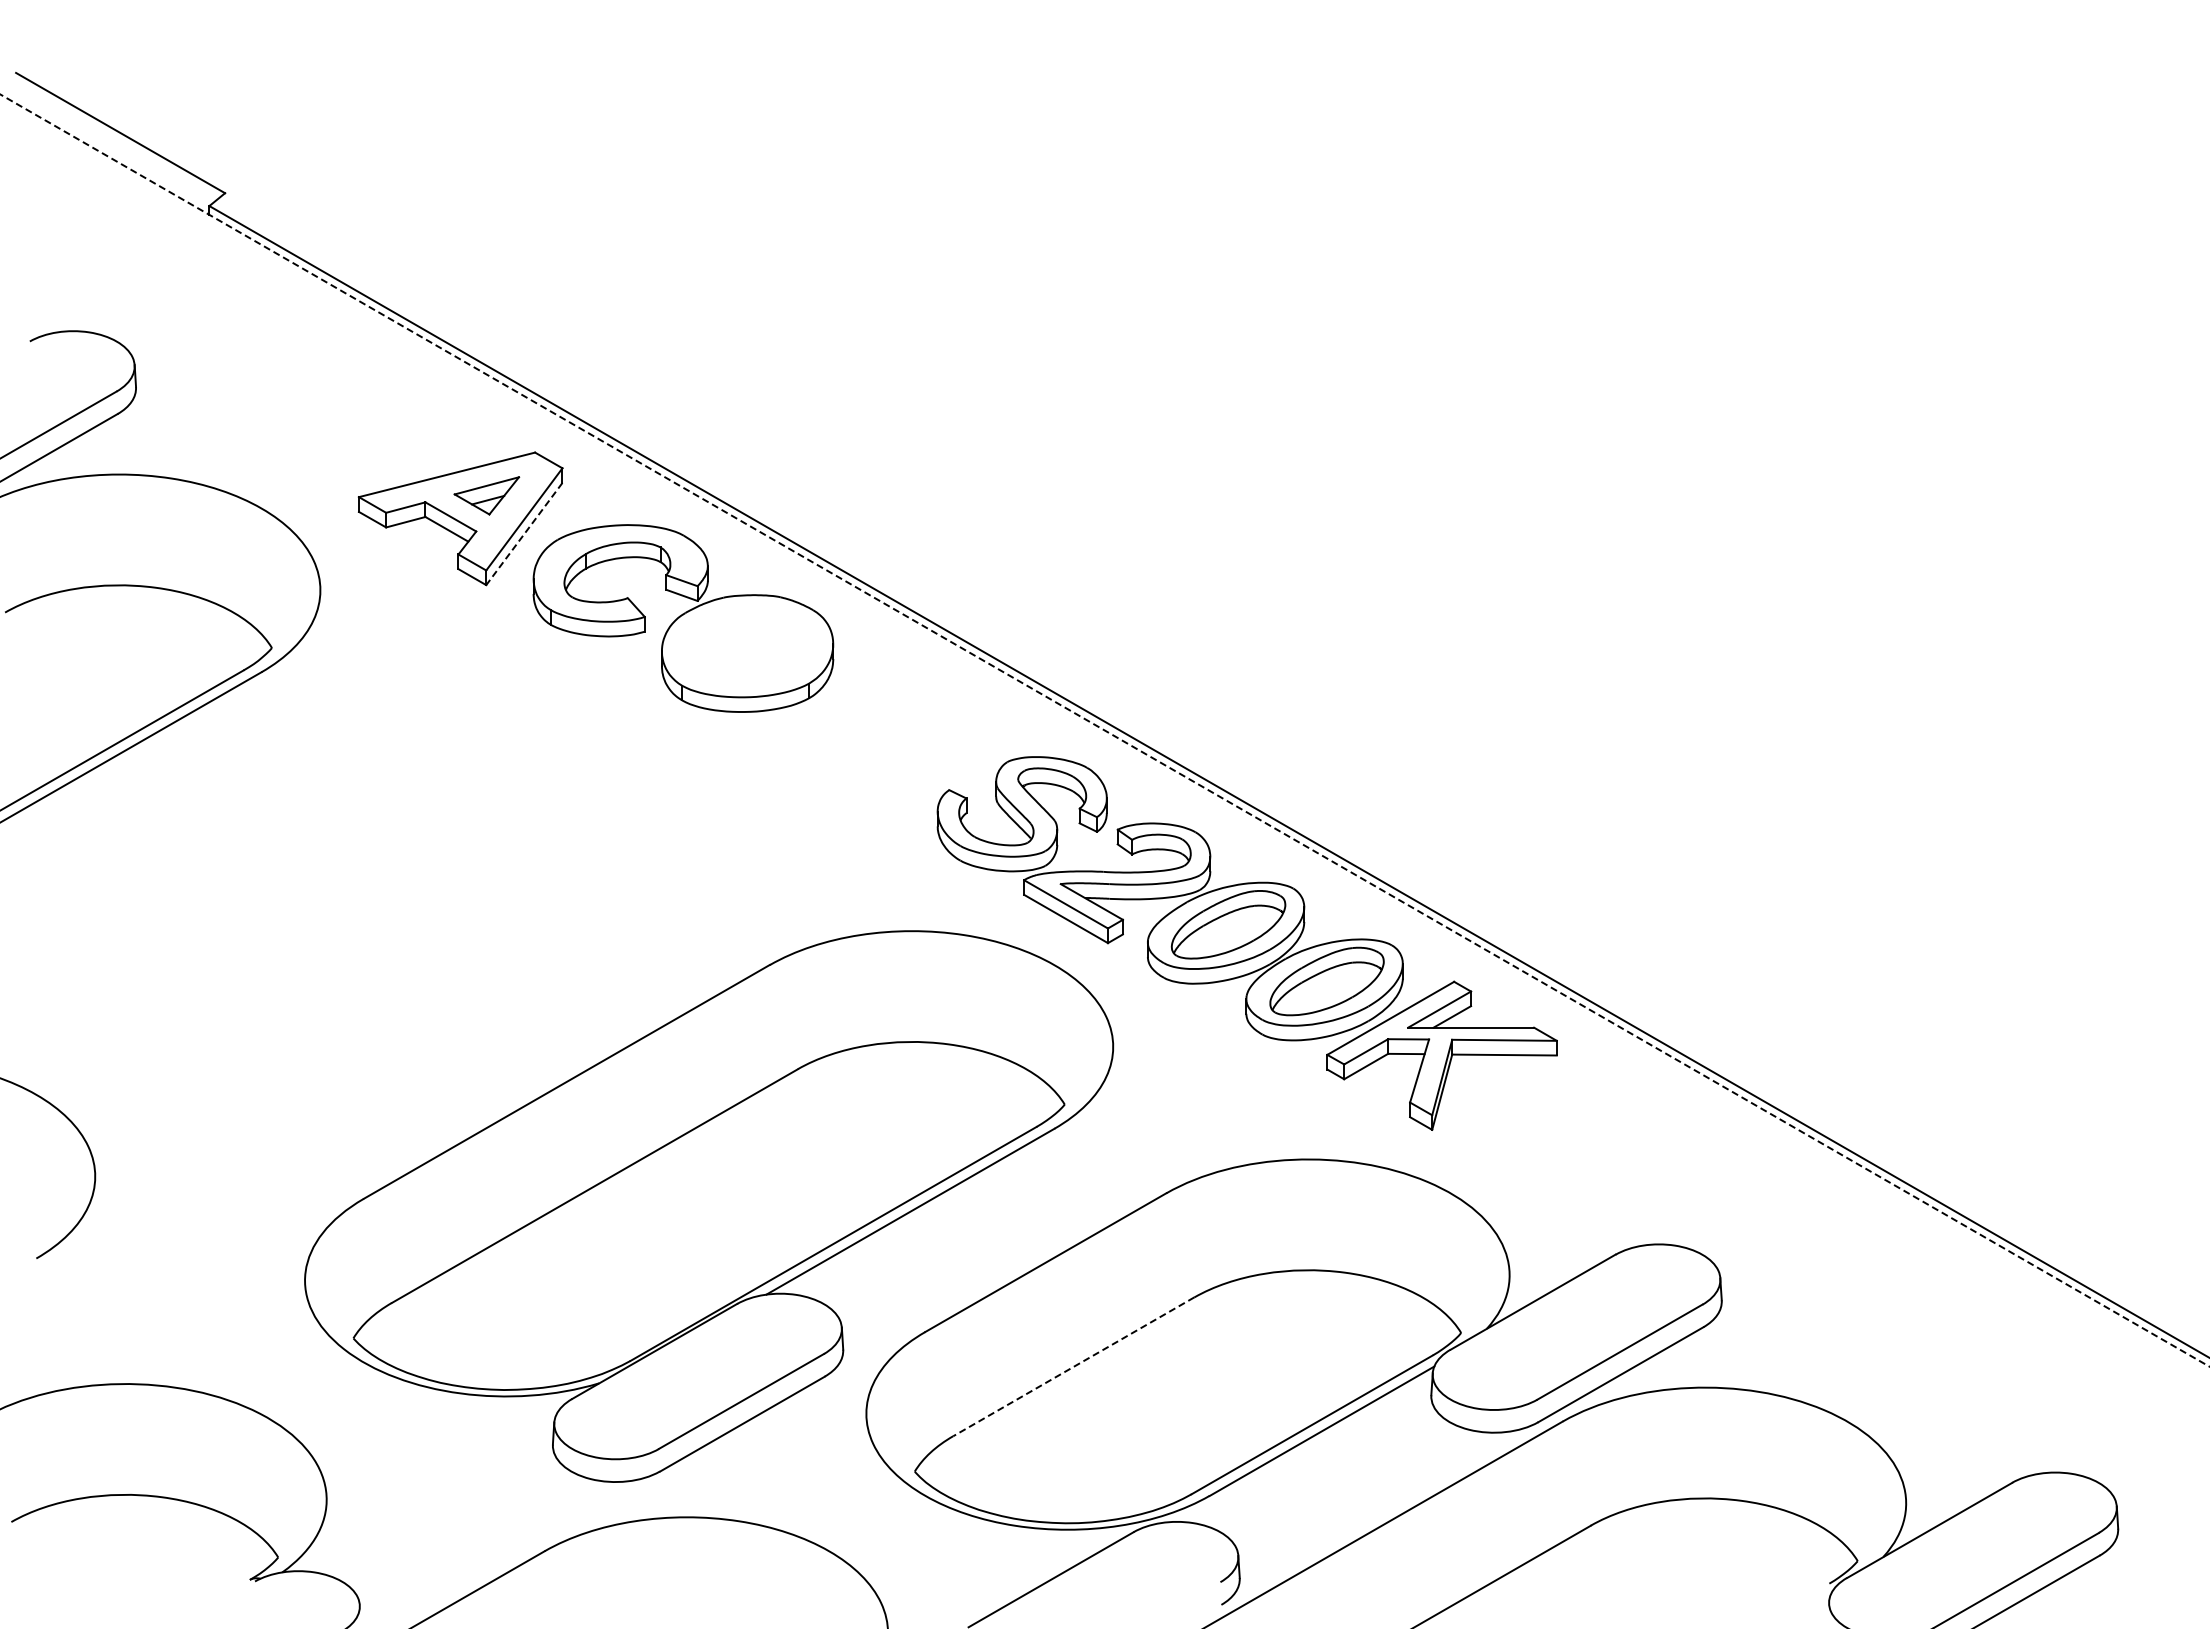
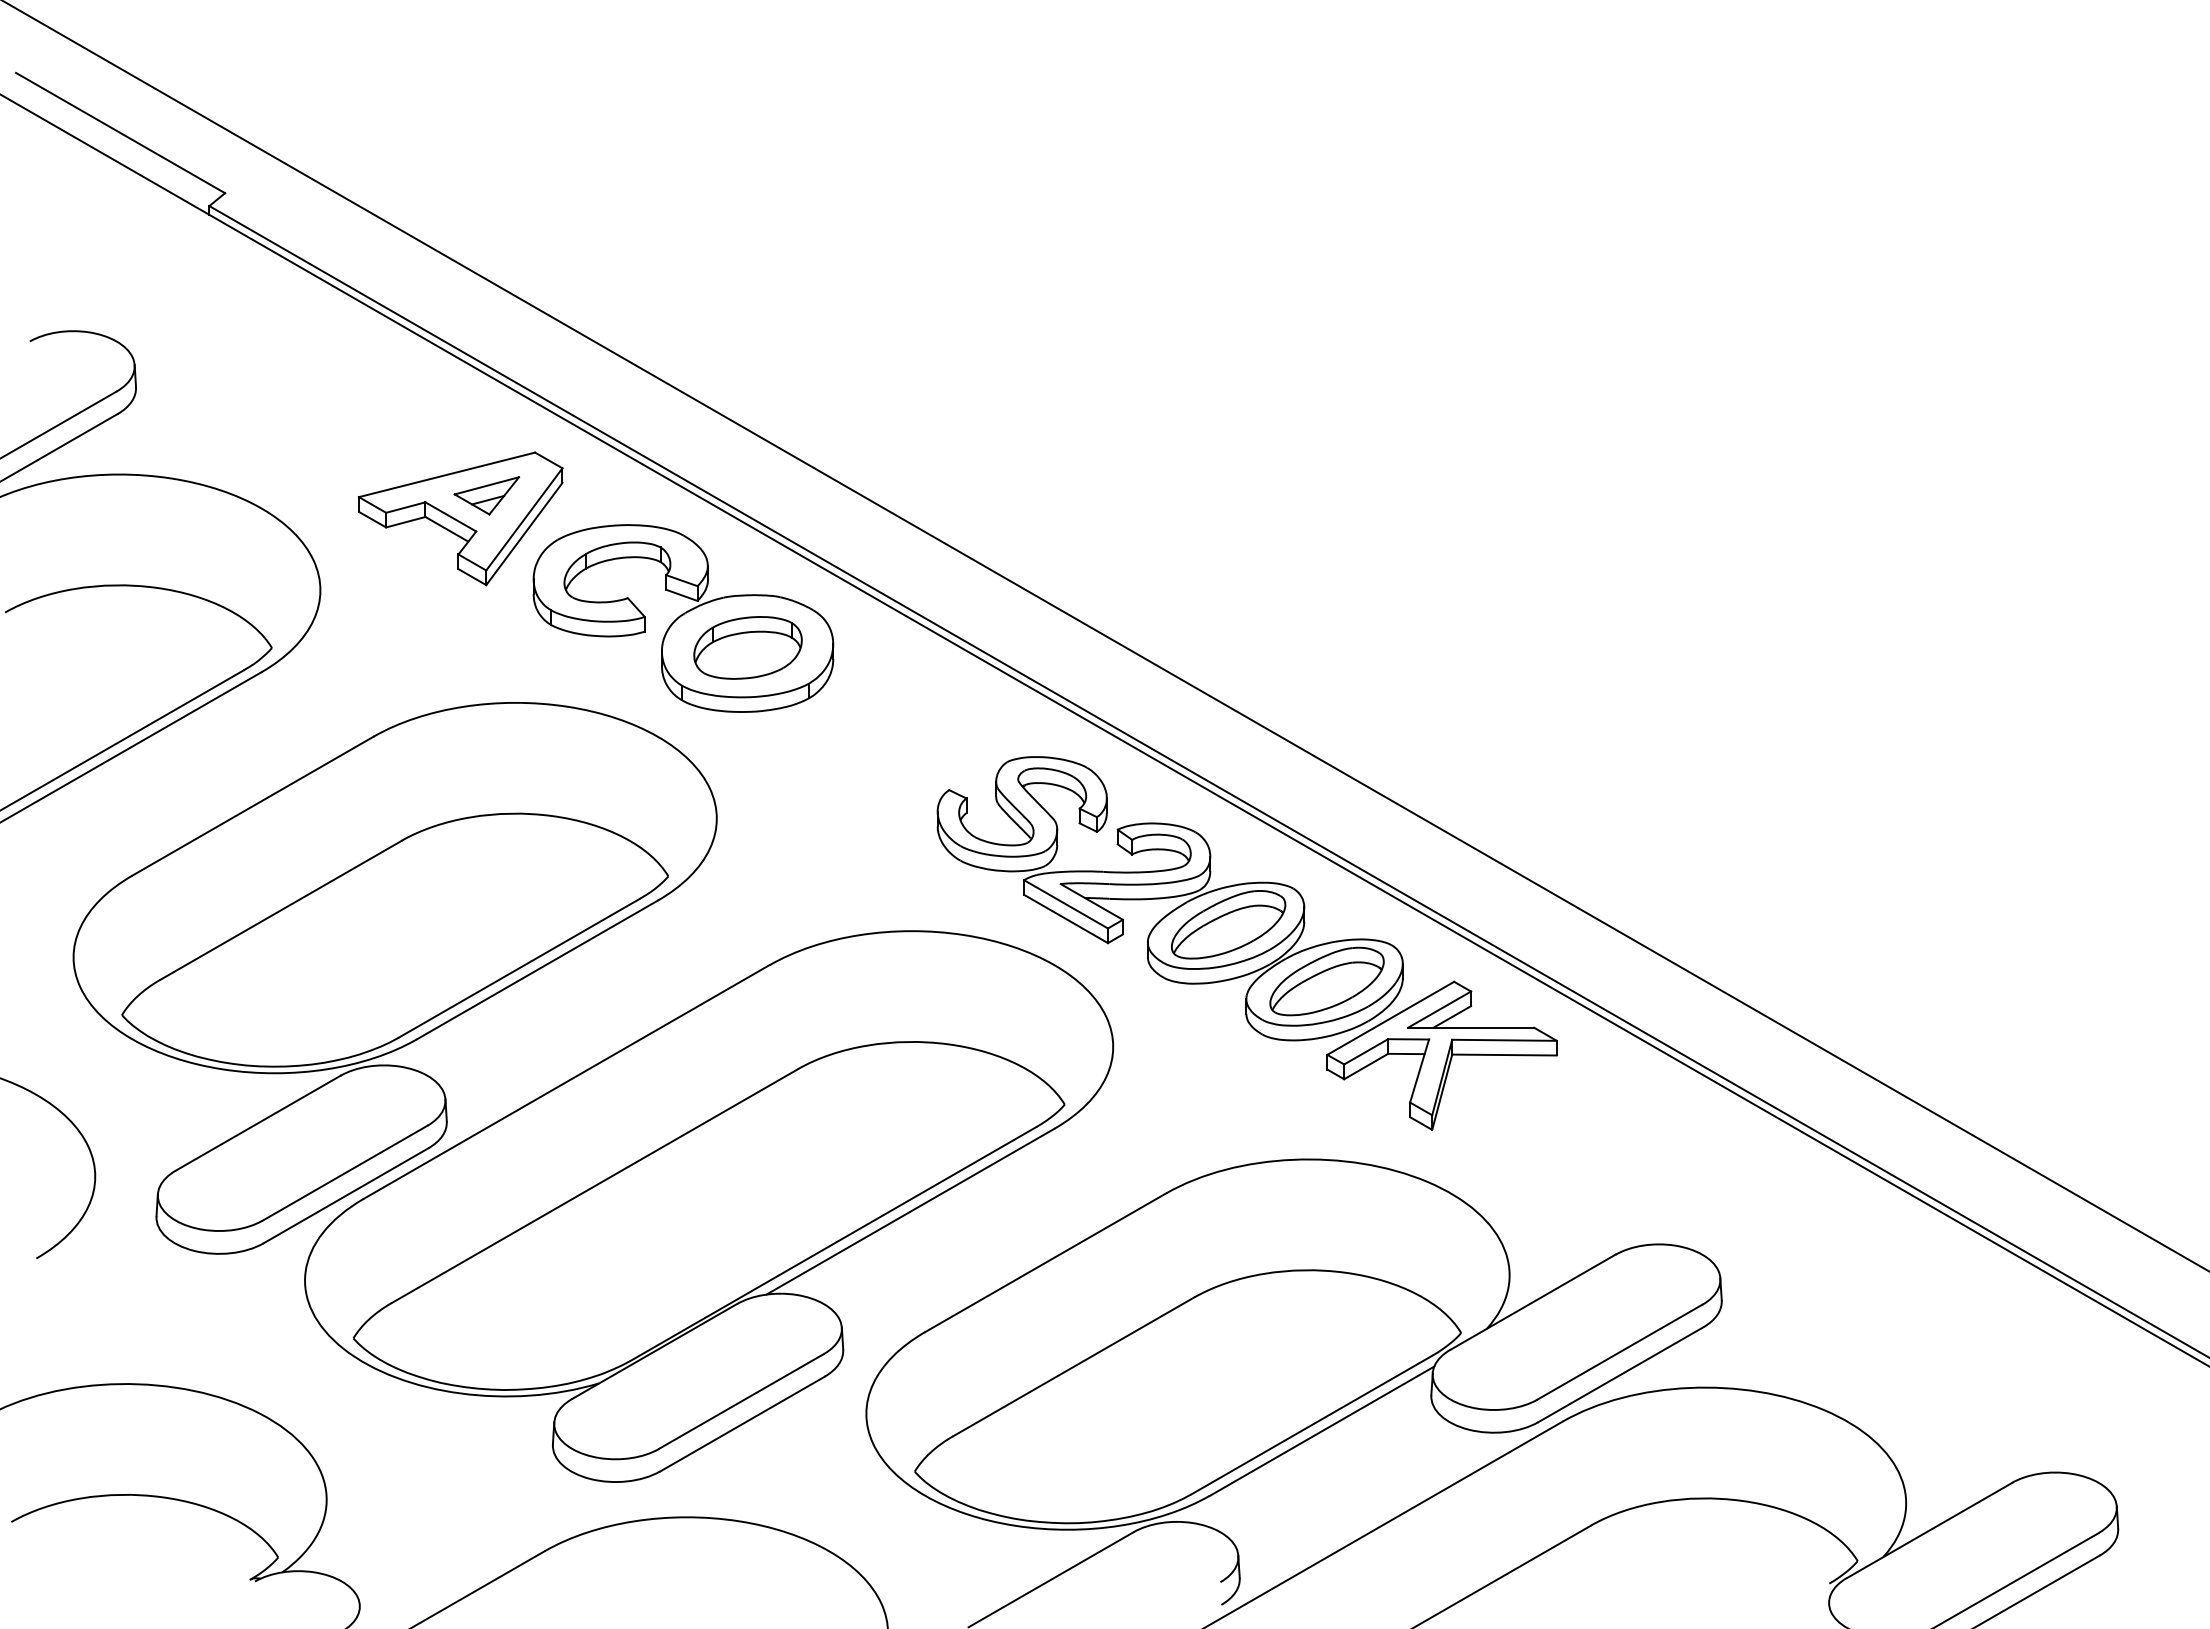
line: dashed -> solid (524, 534)
line: none -> present (1105, 636)
part: none -> present (747, 647)
line: dashed -> solid (1105, 730)
part: none -> present (394, 978)
line: dashed -> solid (1073, 1367)
